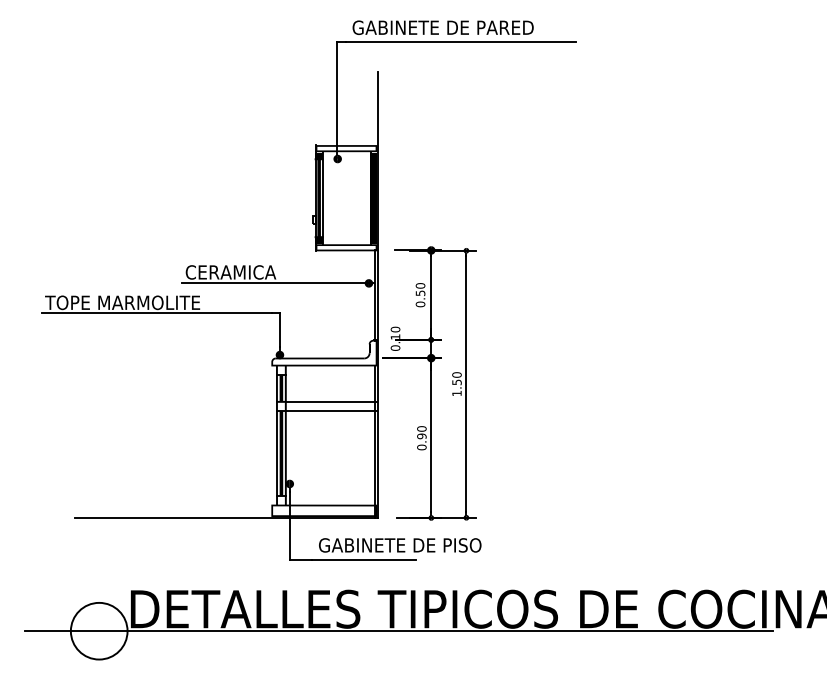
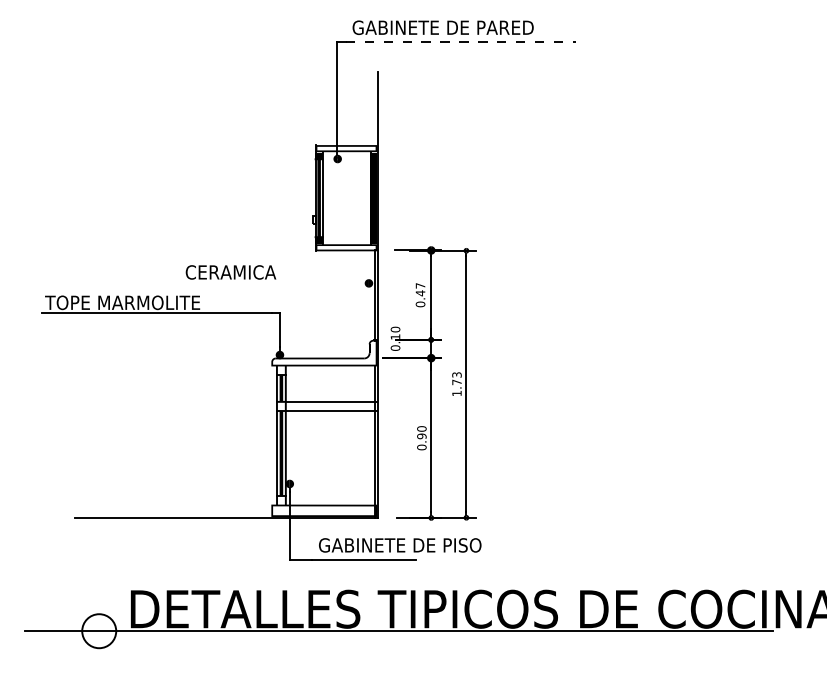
line: solid -> dashed (460, 41)
line: present -> none (277, 282)
text: 0.50 -> 0.47 (420, 289)
text: 1.50 -> 1.73 (456, 378)
circle diameter: 57 px -> 34 px (99, 631)
